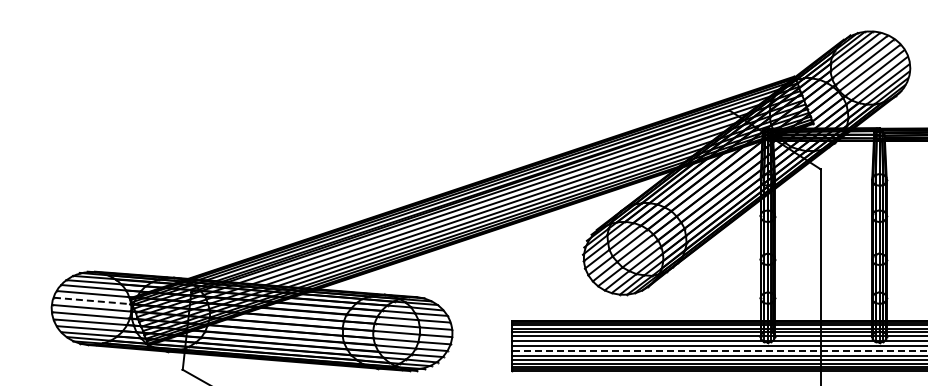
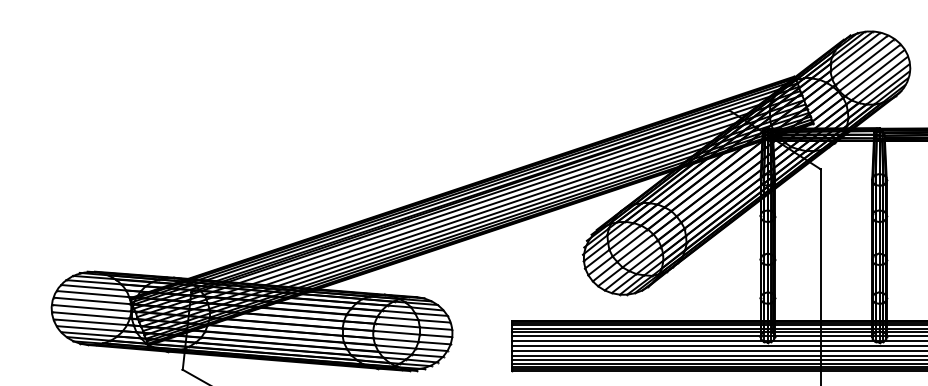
line: dashed -> solid (93, 301)
line: dashed -> solid (719, 351)
